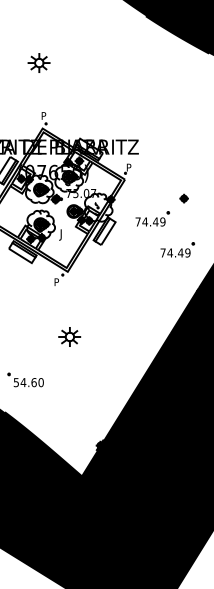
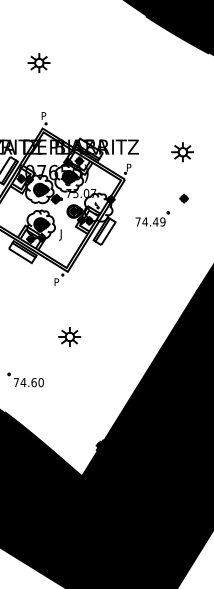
part: none -> present (182, 152)
part: present -> none (177, 249)
text: 54.60 -> 74.60 (15, 382)
